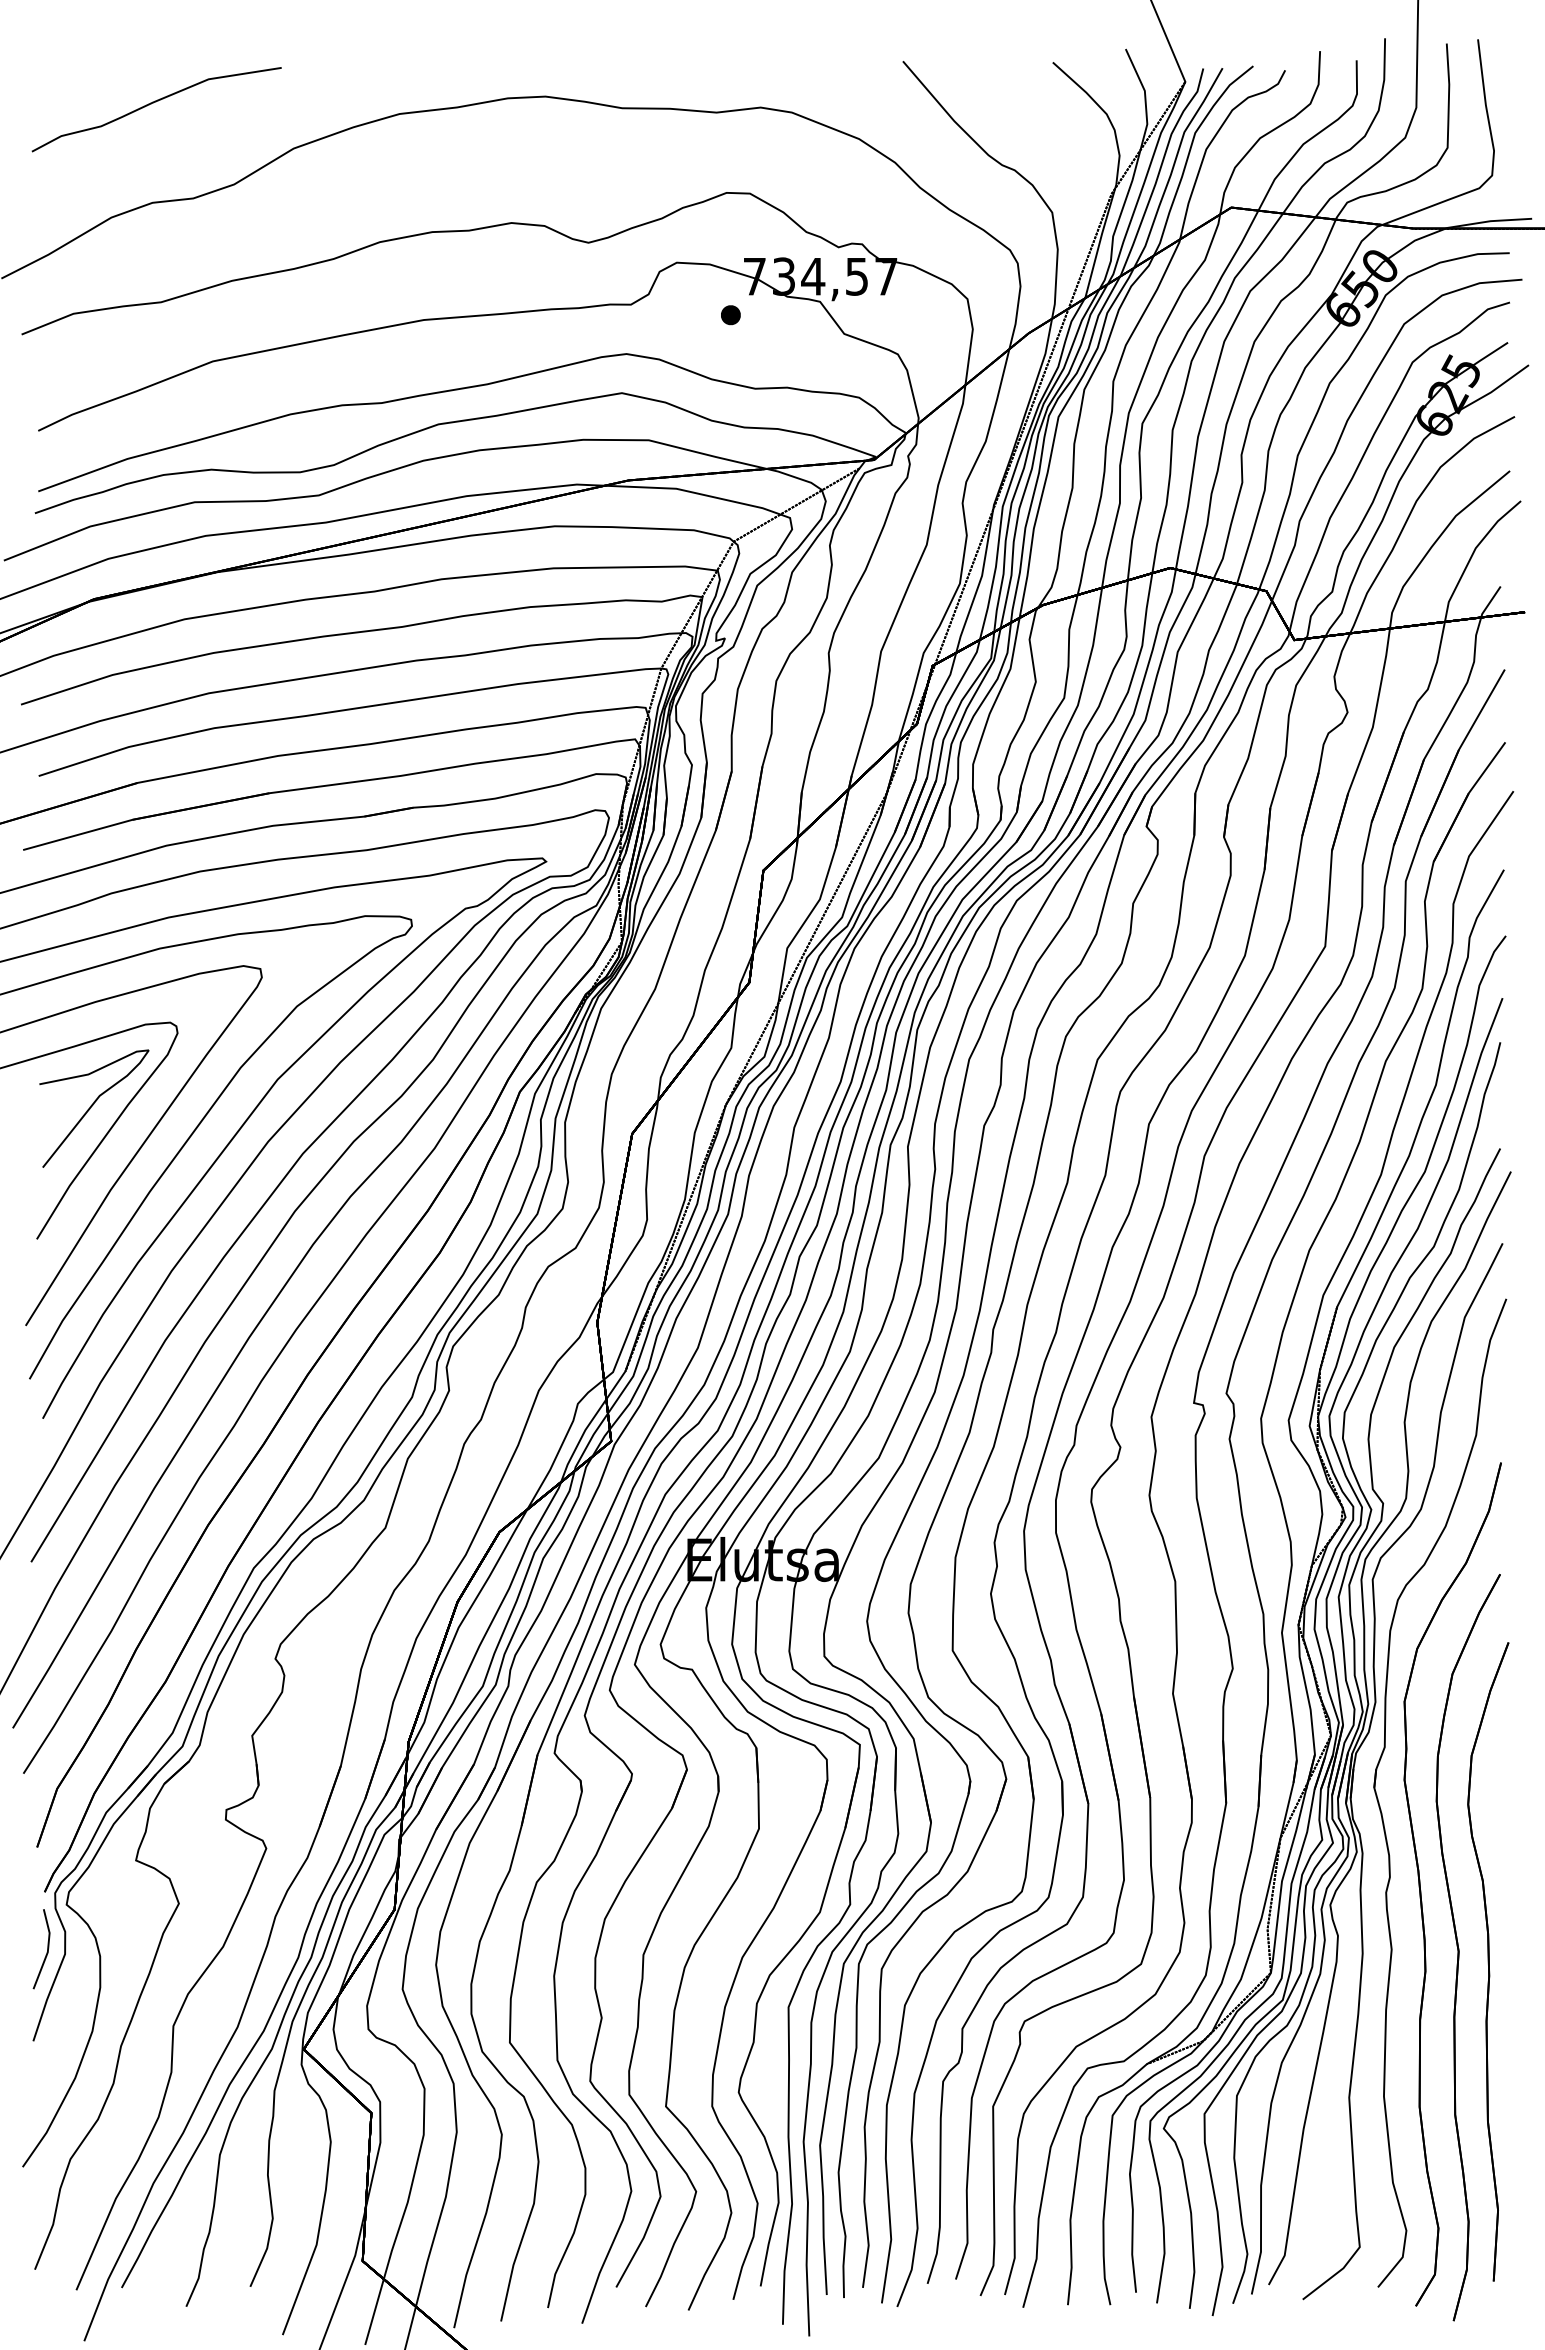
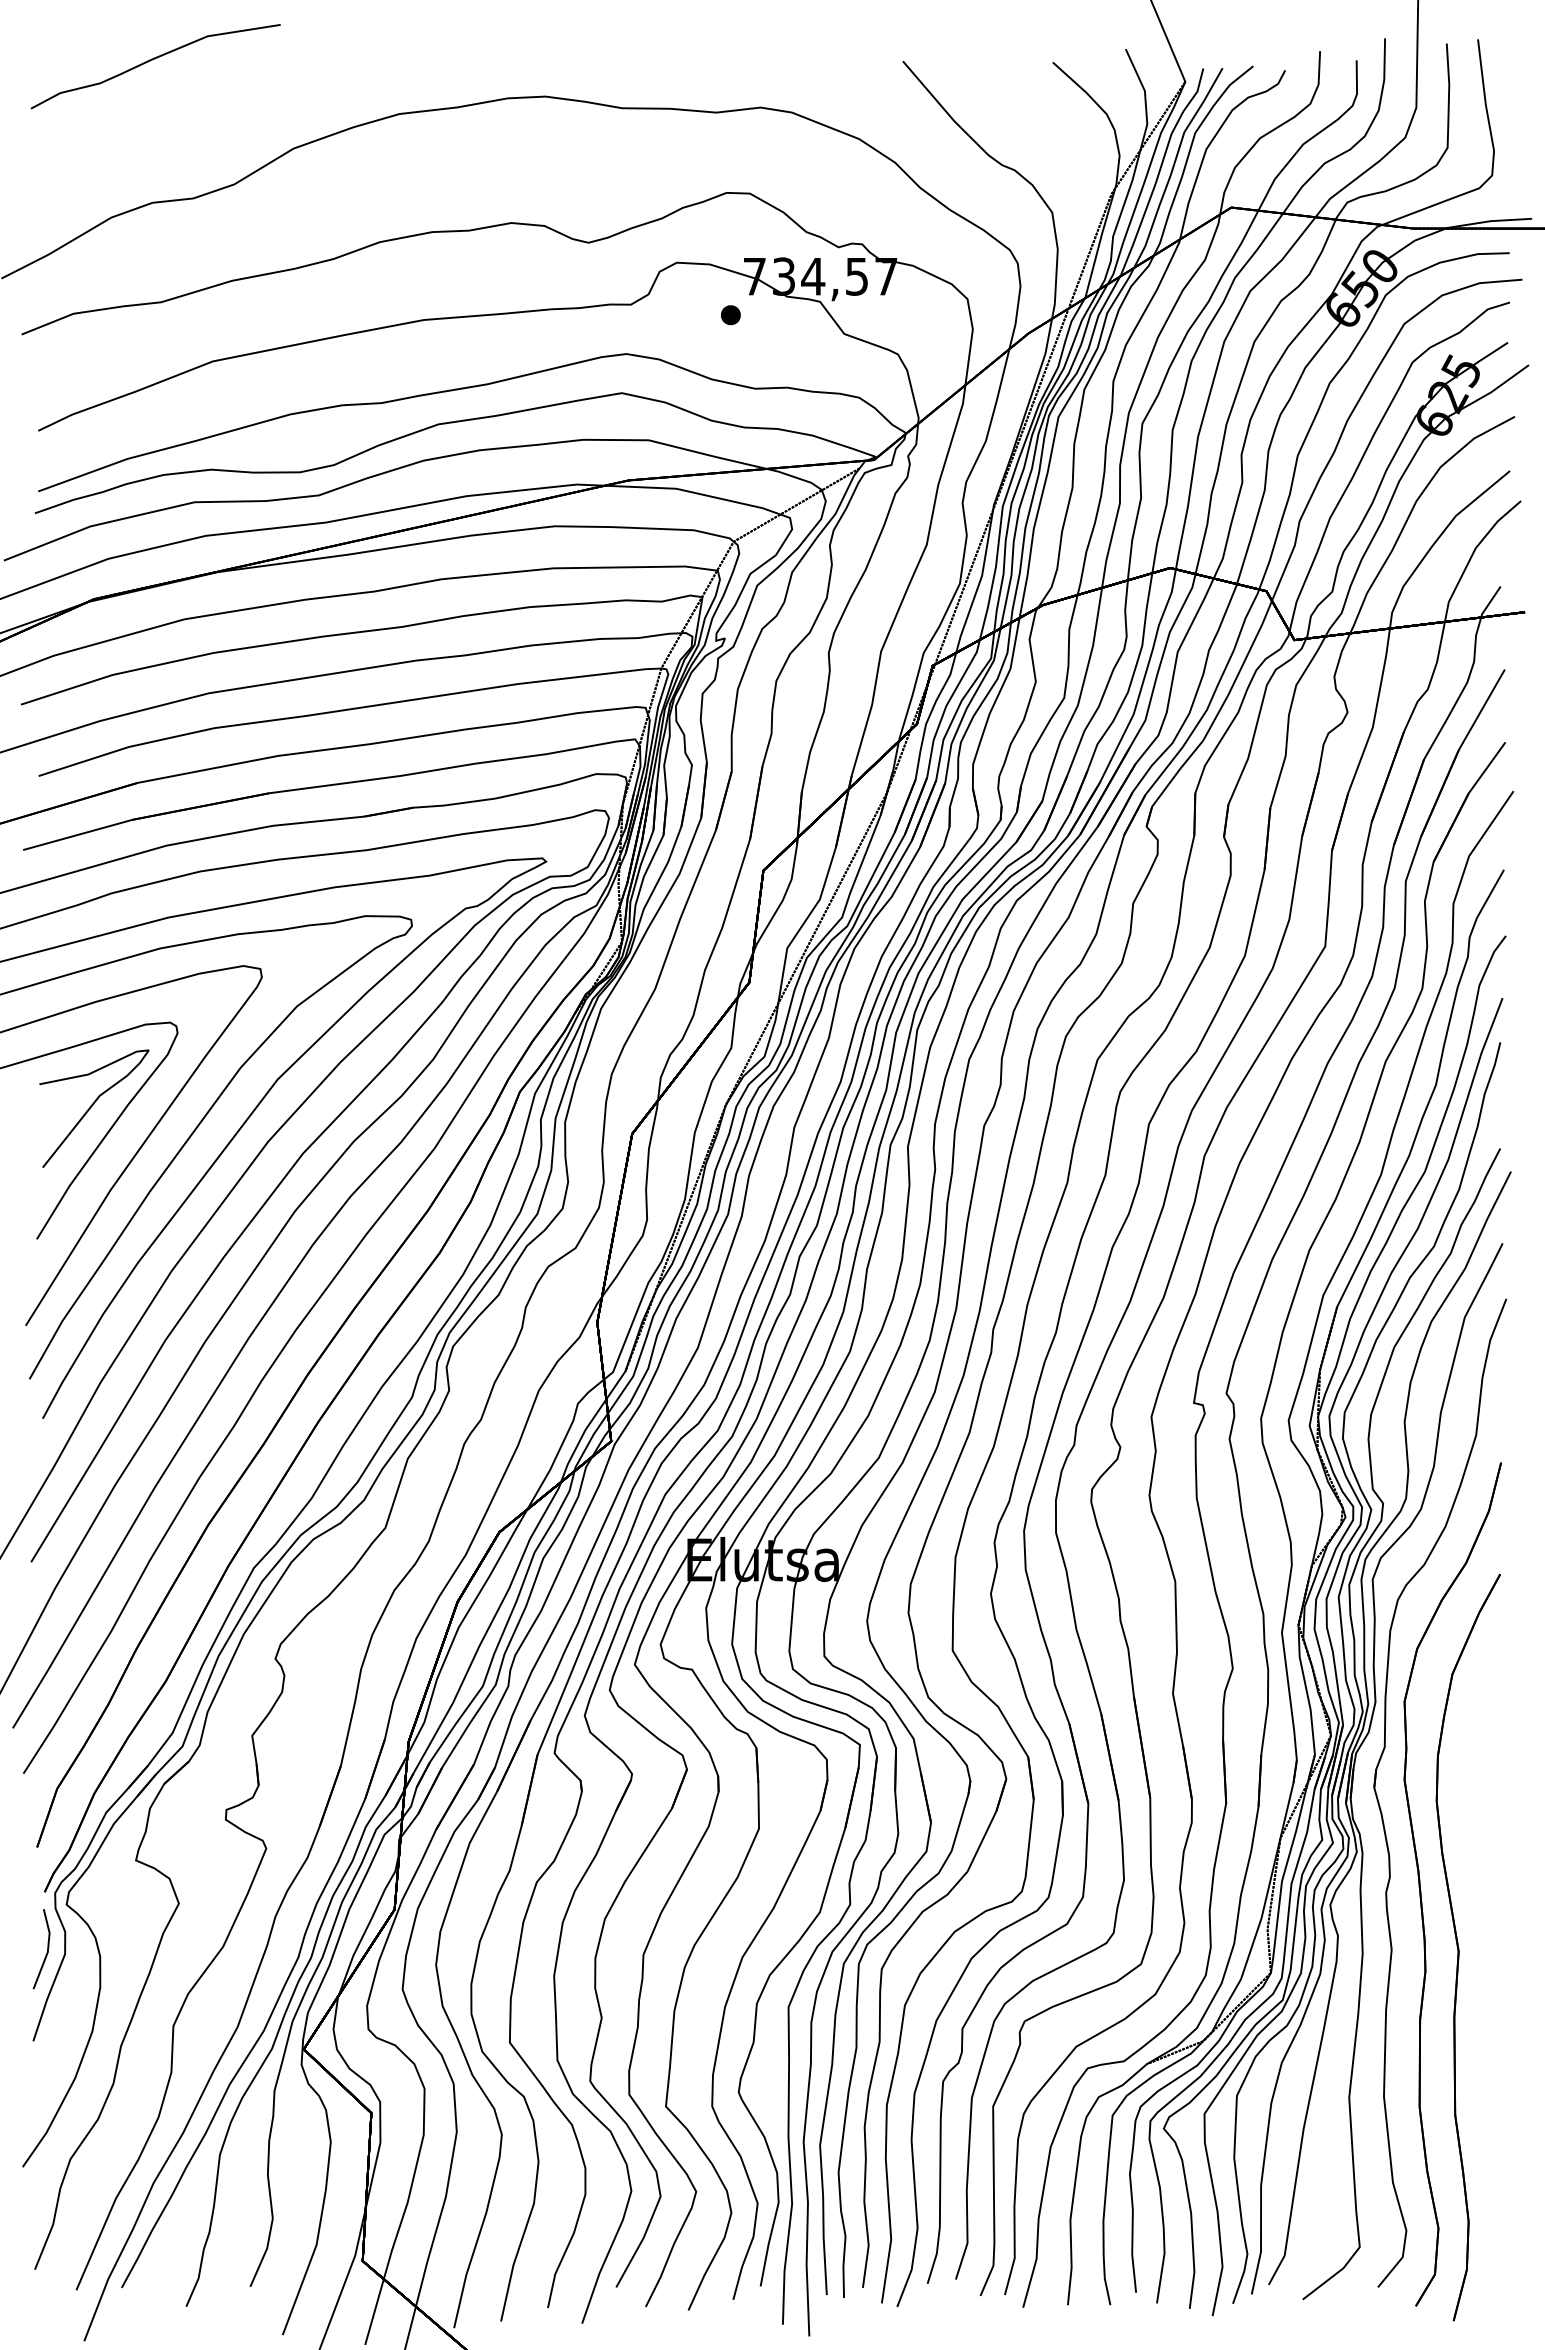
curve position: (153, 103) -> (152, 60) (152, 60)
part: present -> none (1488, 1961)
